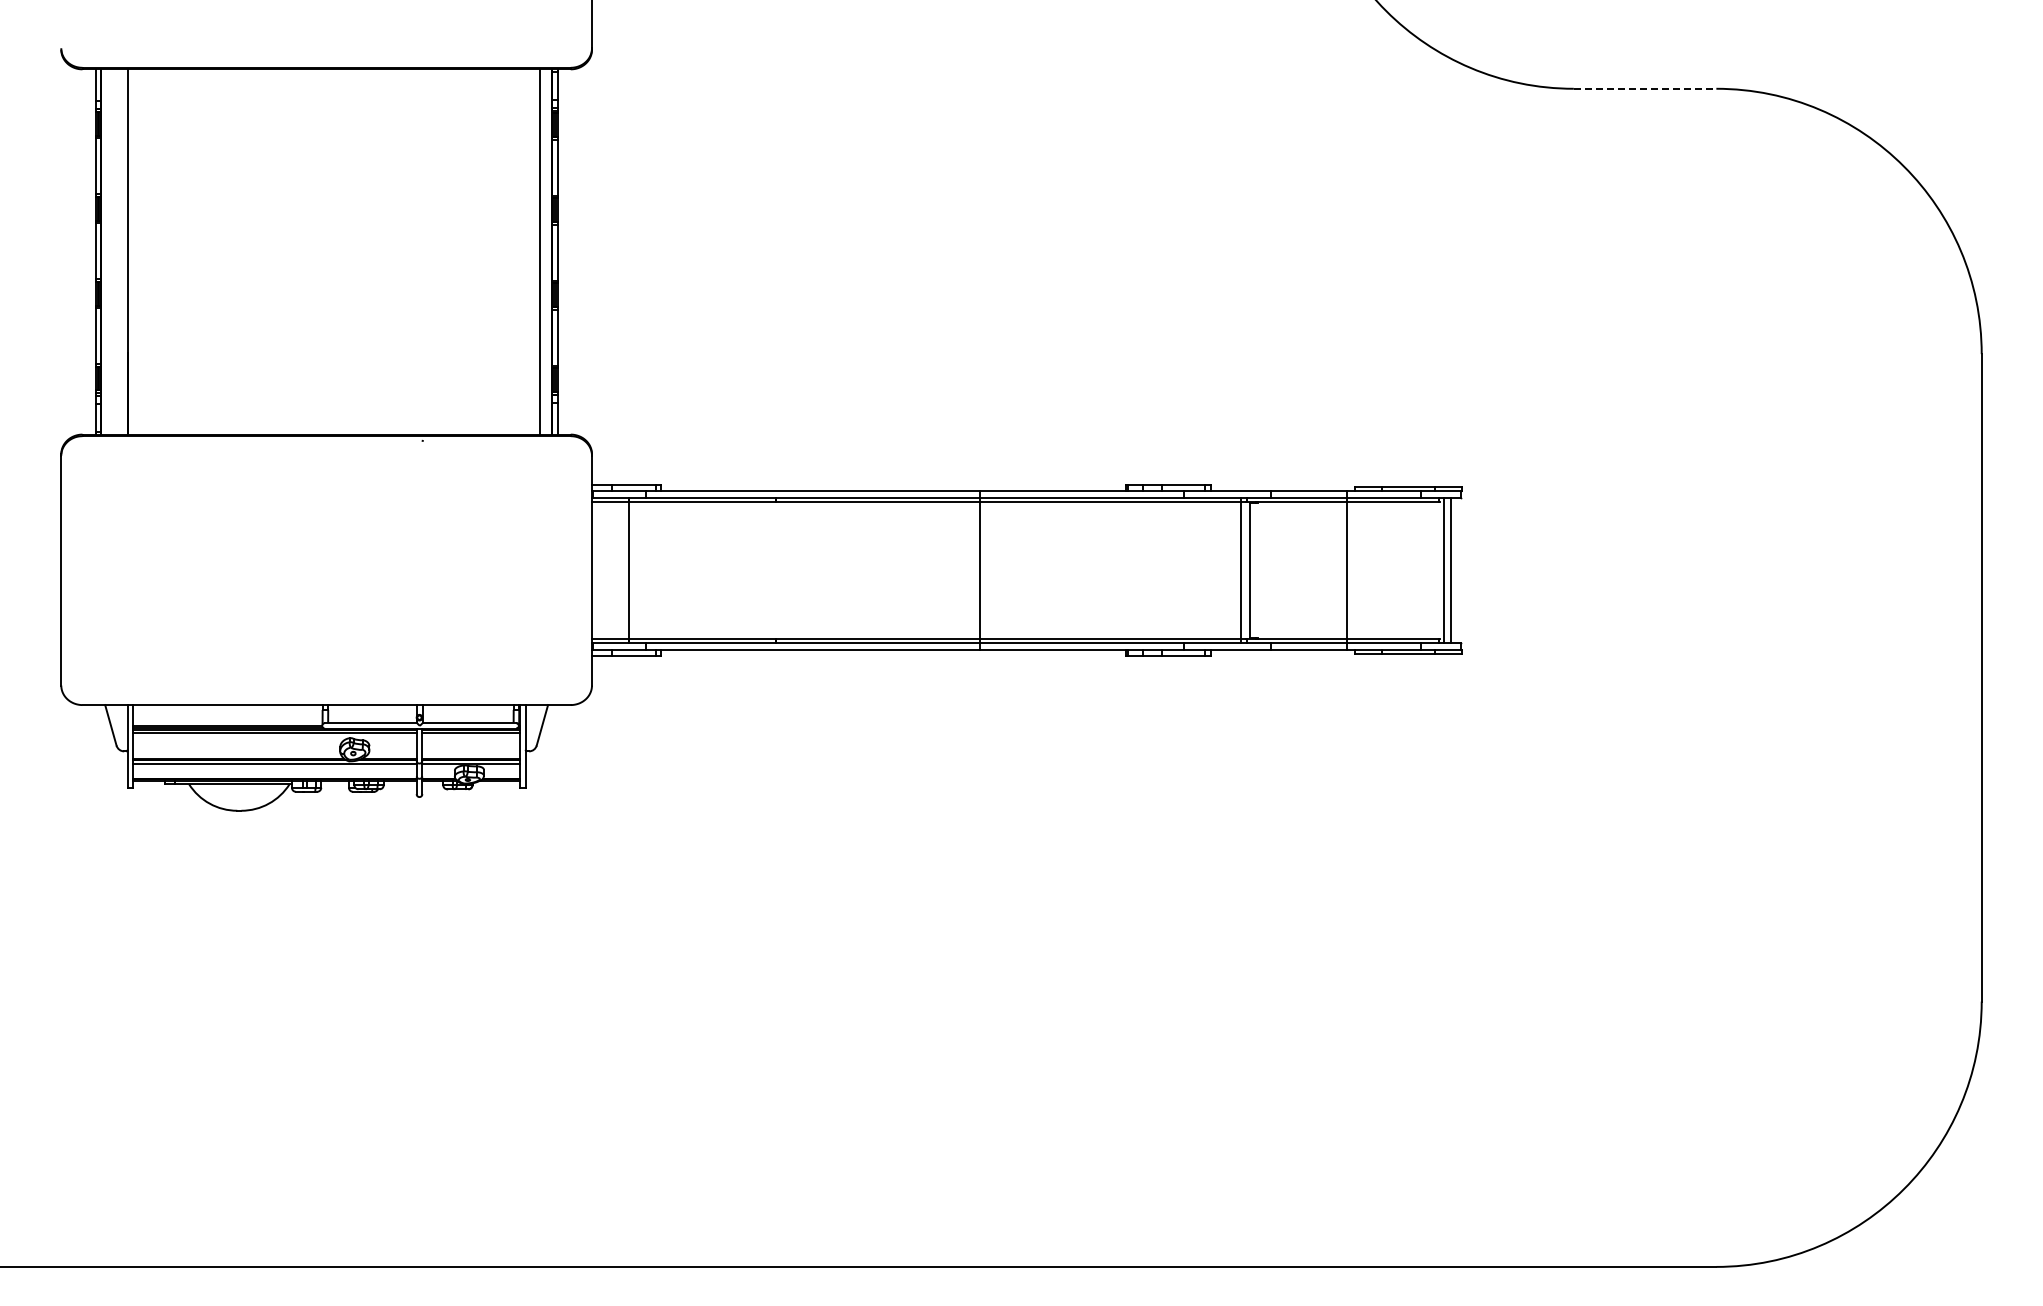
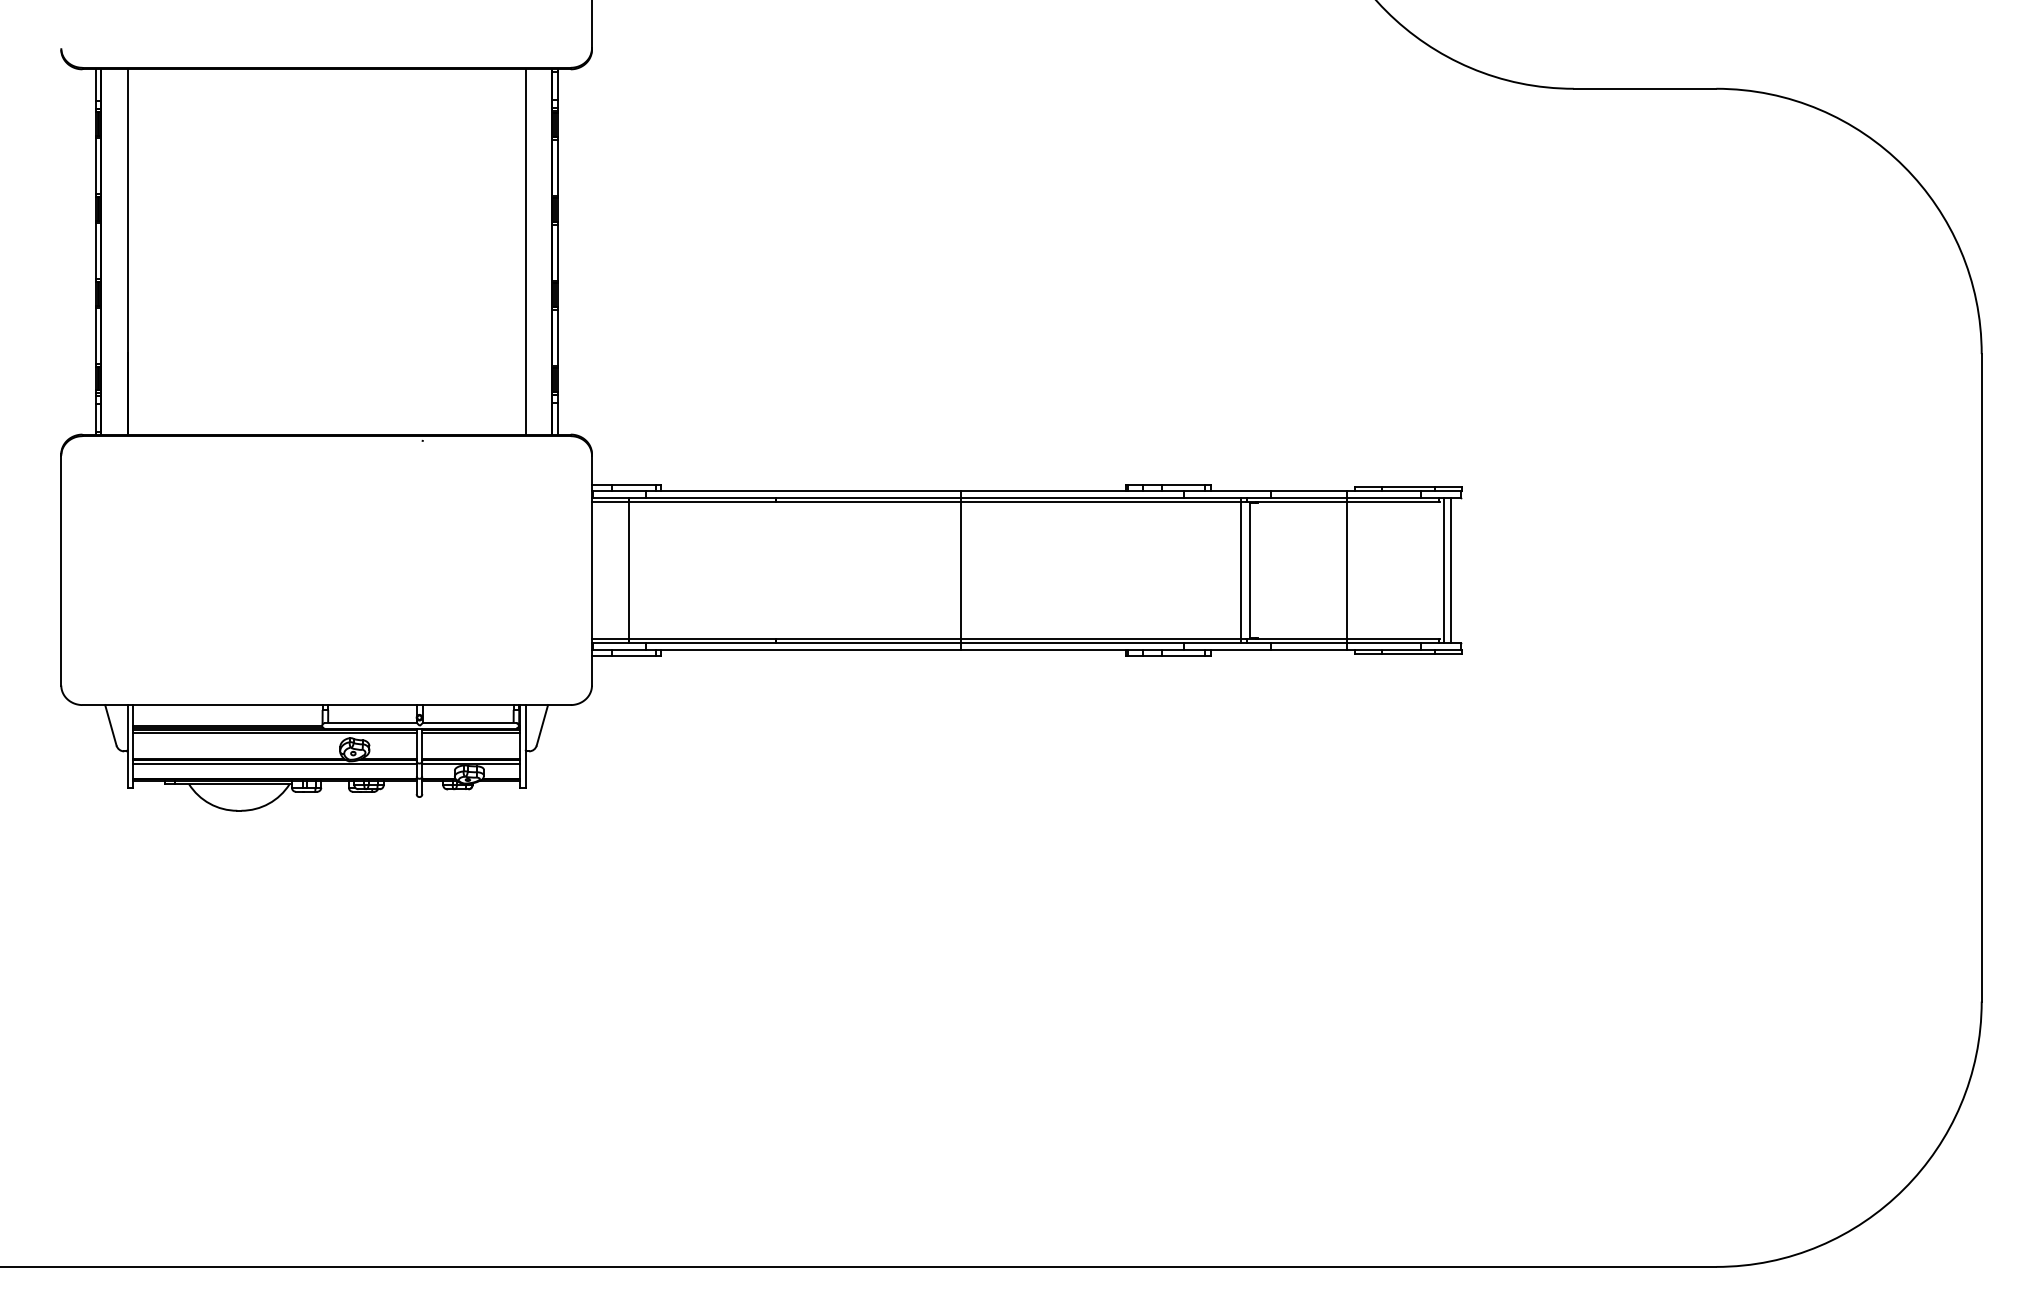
line: dashed -> solid (1645, 88)
line position: (539, 251) -> (525, 251) (525, 251)
line position: (980, 570) -> (961, 570) (961, 570)
